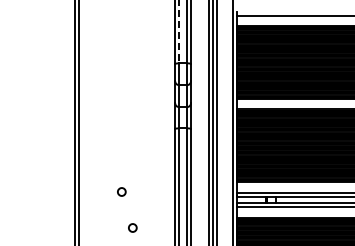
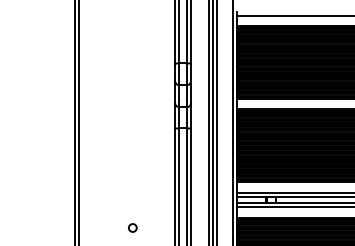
line: dashed -> solid (179, 32)
circle: present -> none (121, 191)
